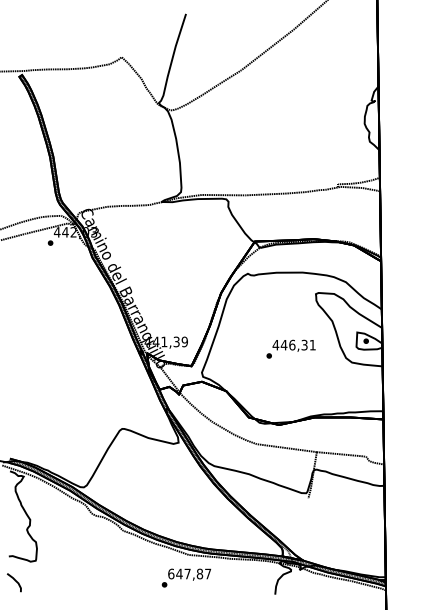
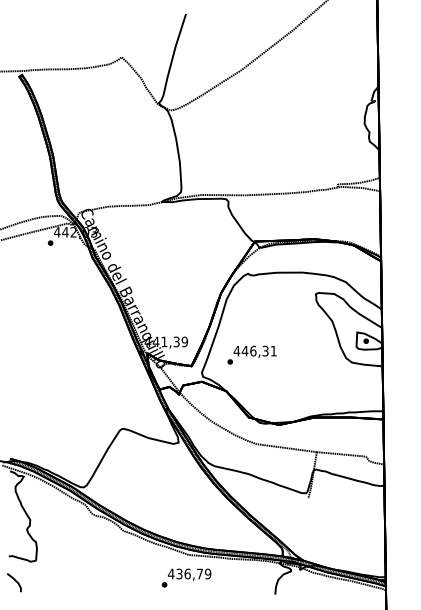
text position: (290, 348) -> (251, 354) (251, 354)
text: 647,87 -> 436,79 (189, 573)
